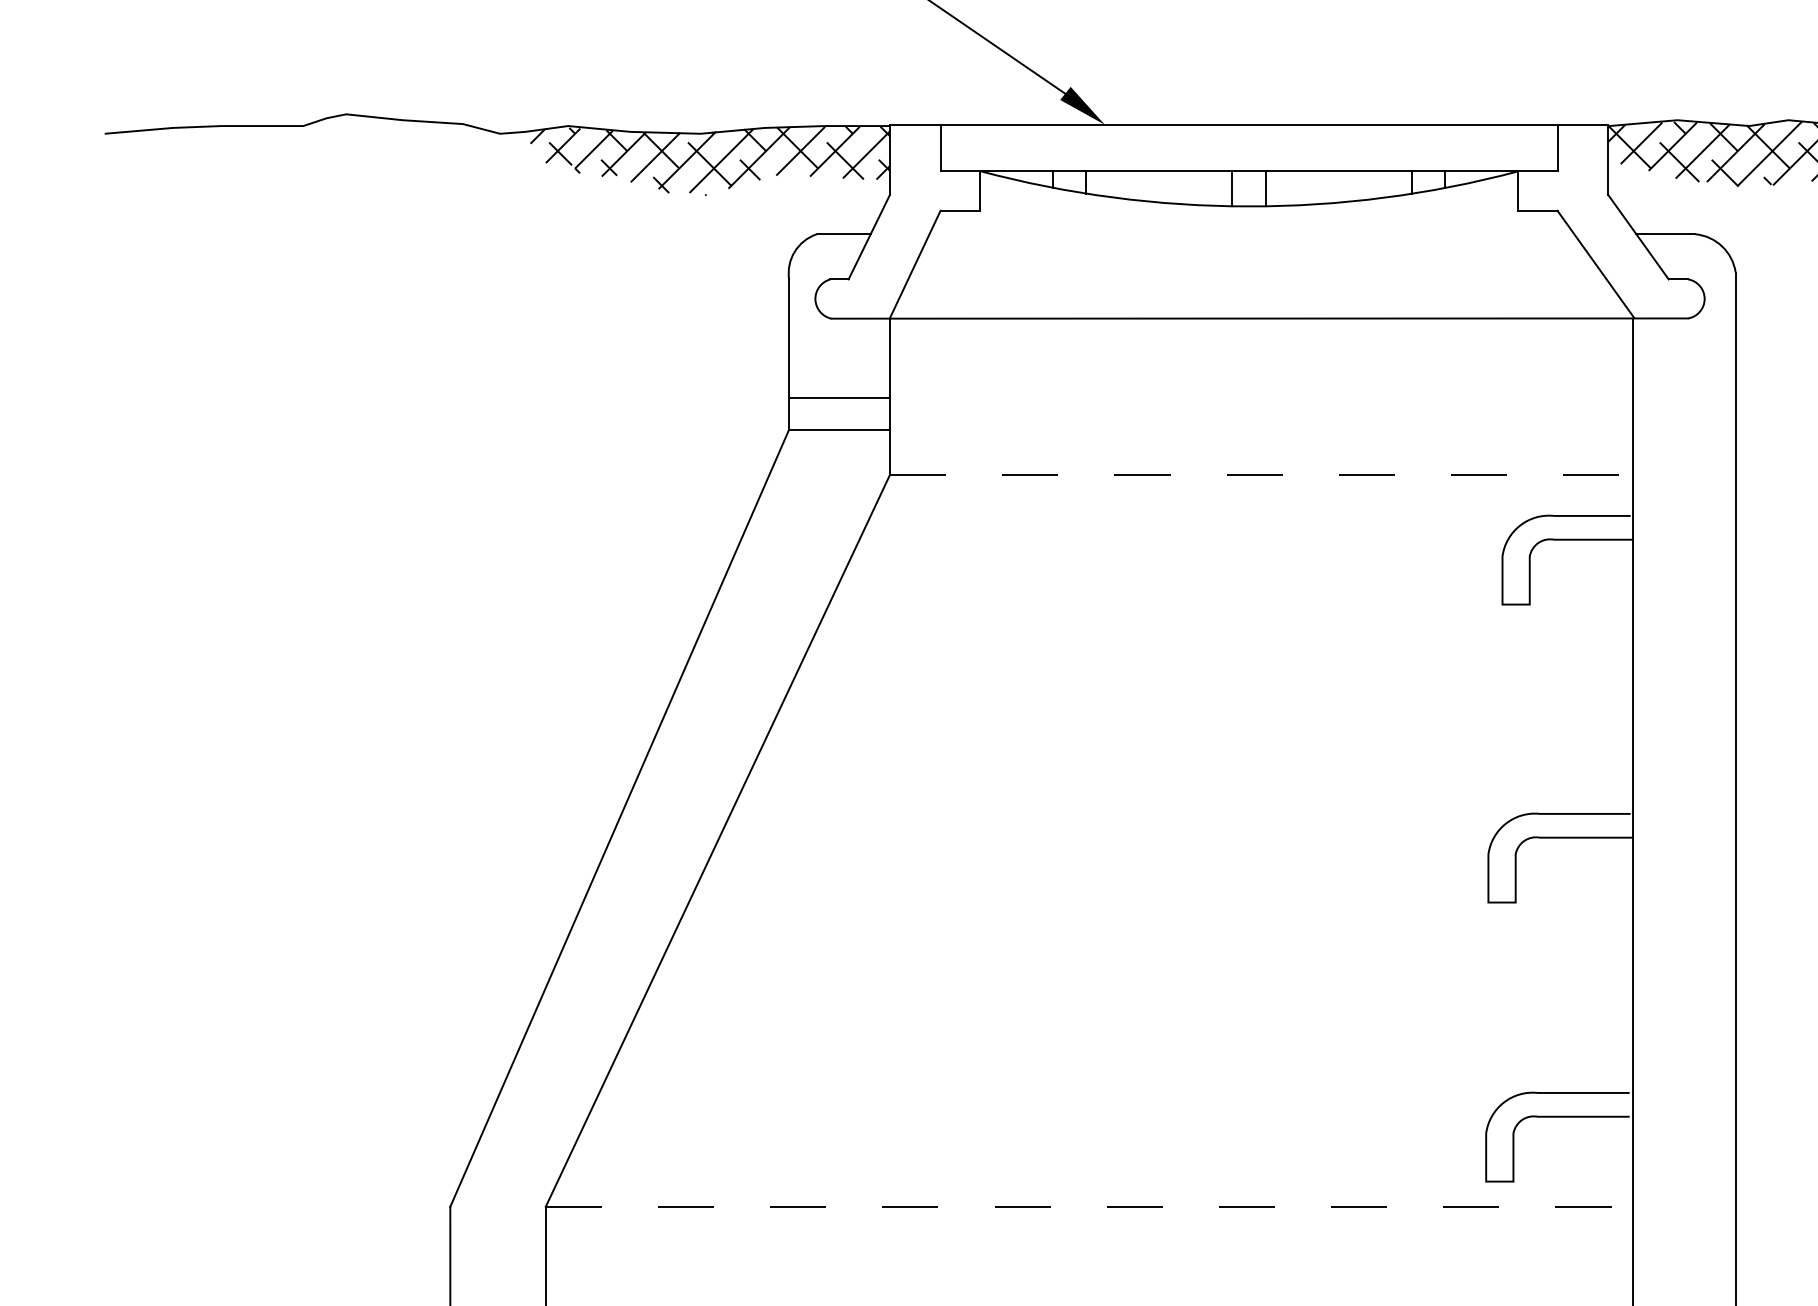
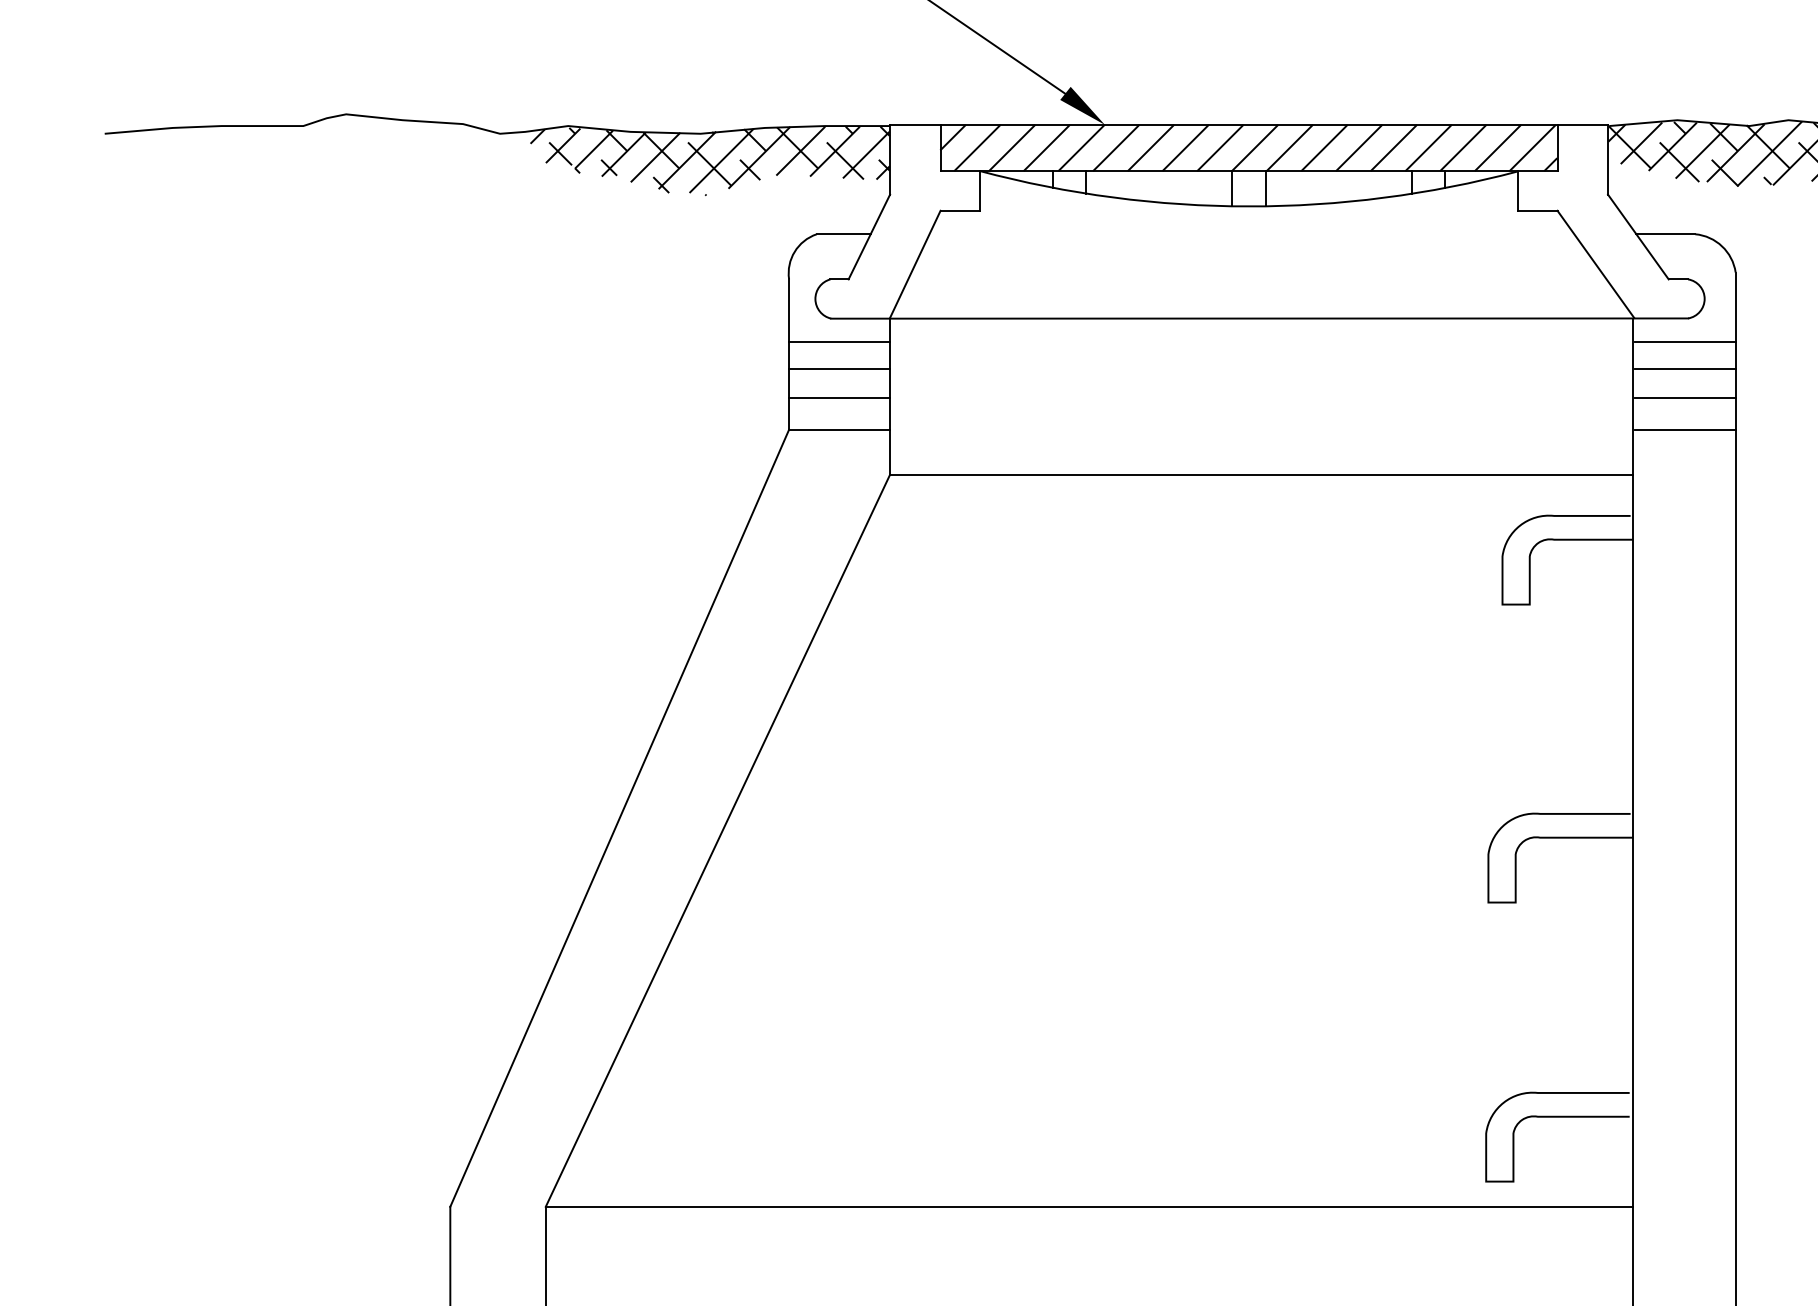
hatch: none -> present (1248, 147)
line: none -> present (839, 342)
line: none -> present (1684, 342)
line: none -> present (839, 369)
line: none -> present (1684, 369)
line: none -> present (1684, 397)
line: none -> present (1684, 429)
line: dashed -> solid (1261, 474)
line: dashed -> solid (1089, 1206)
